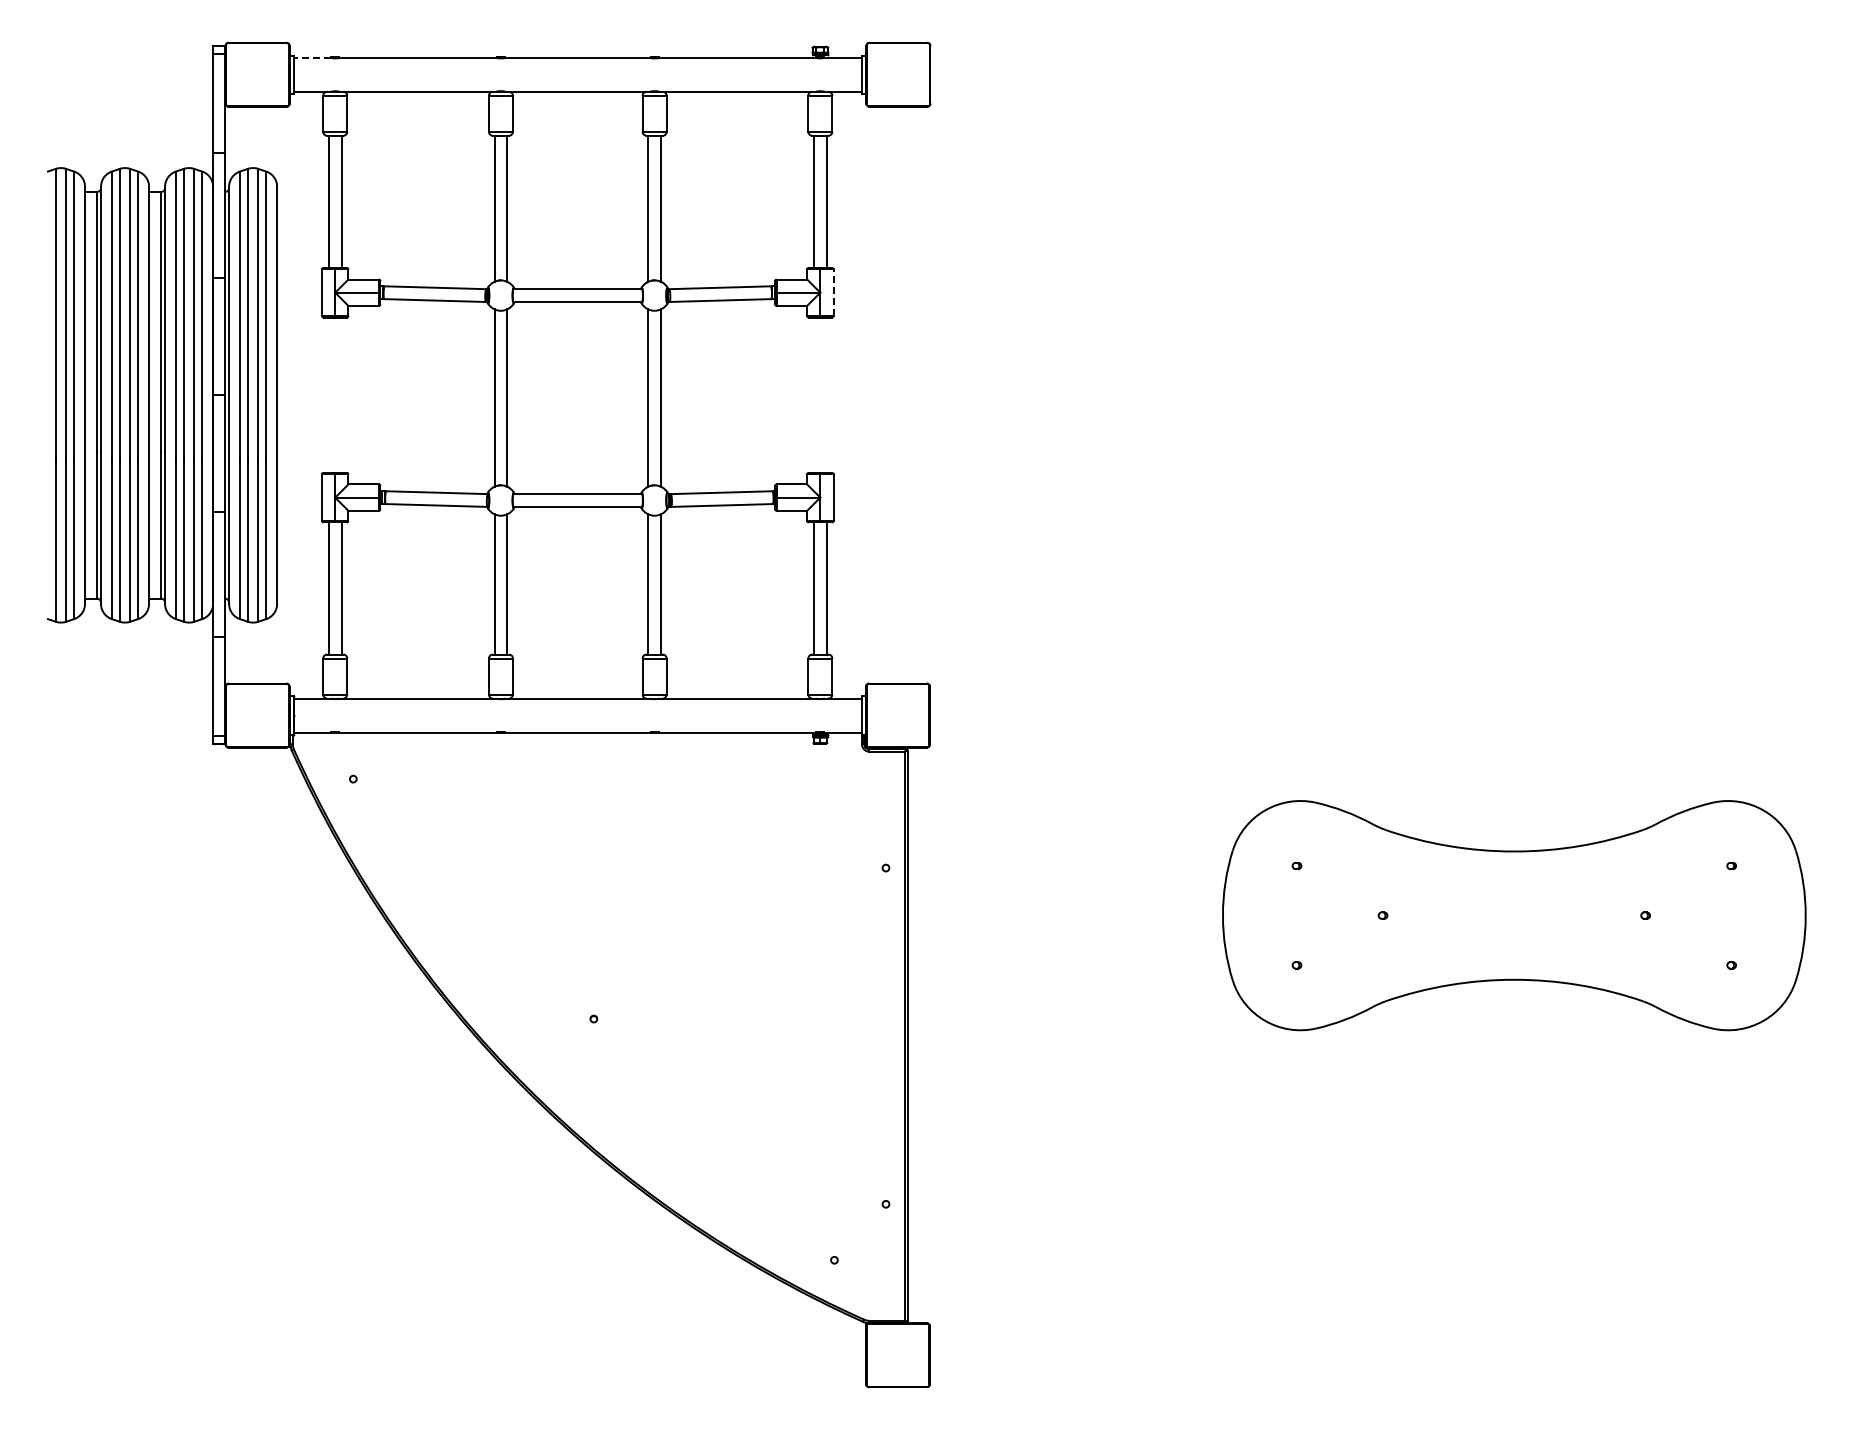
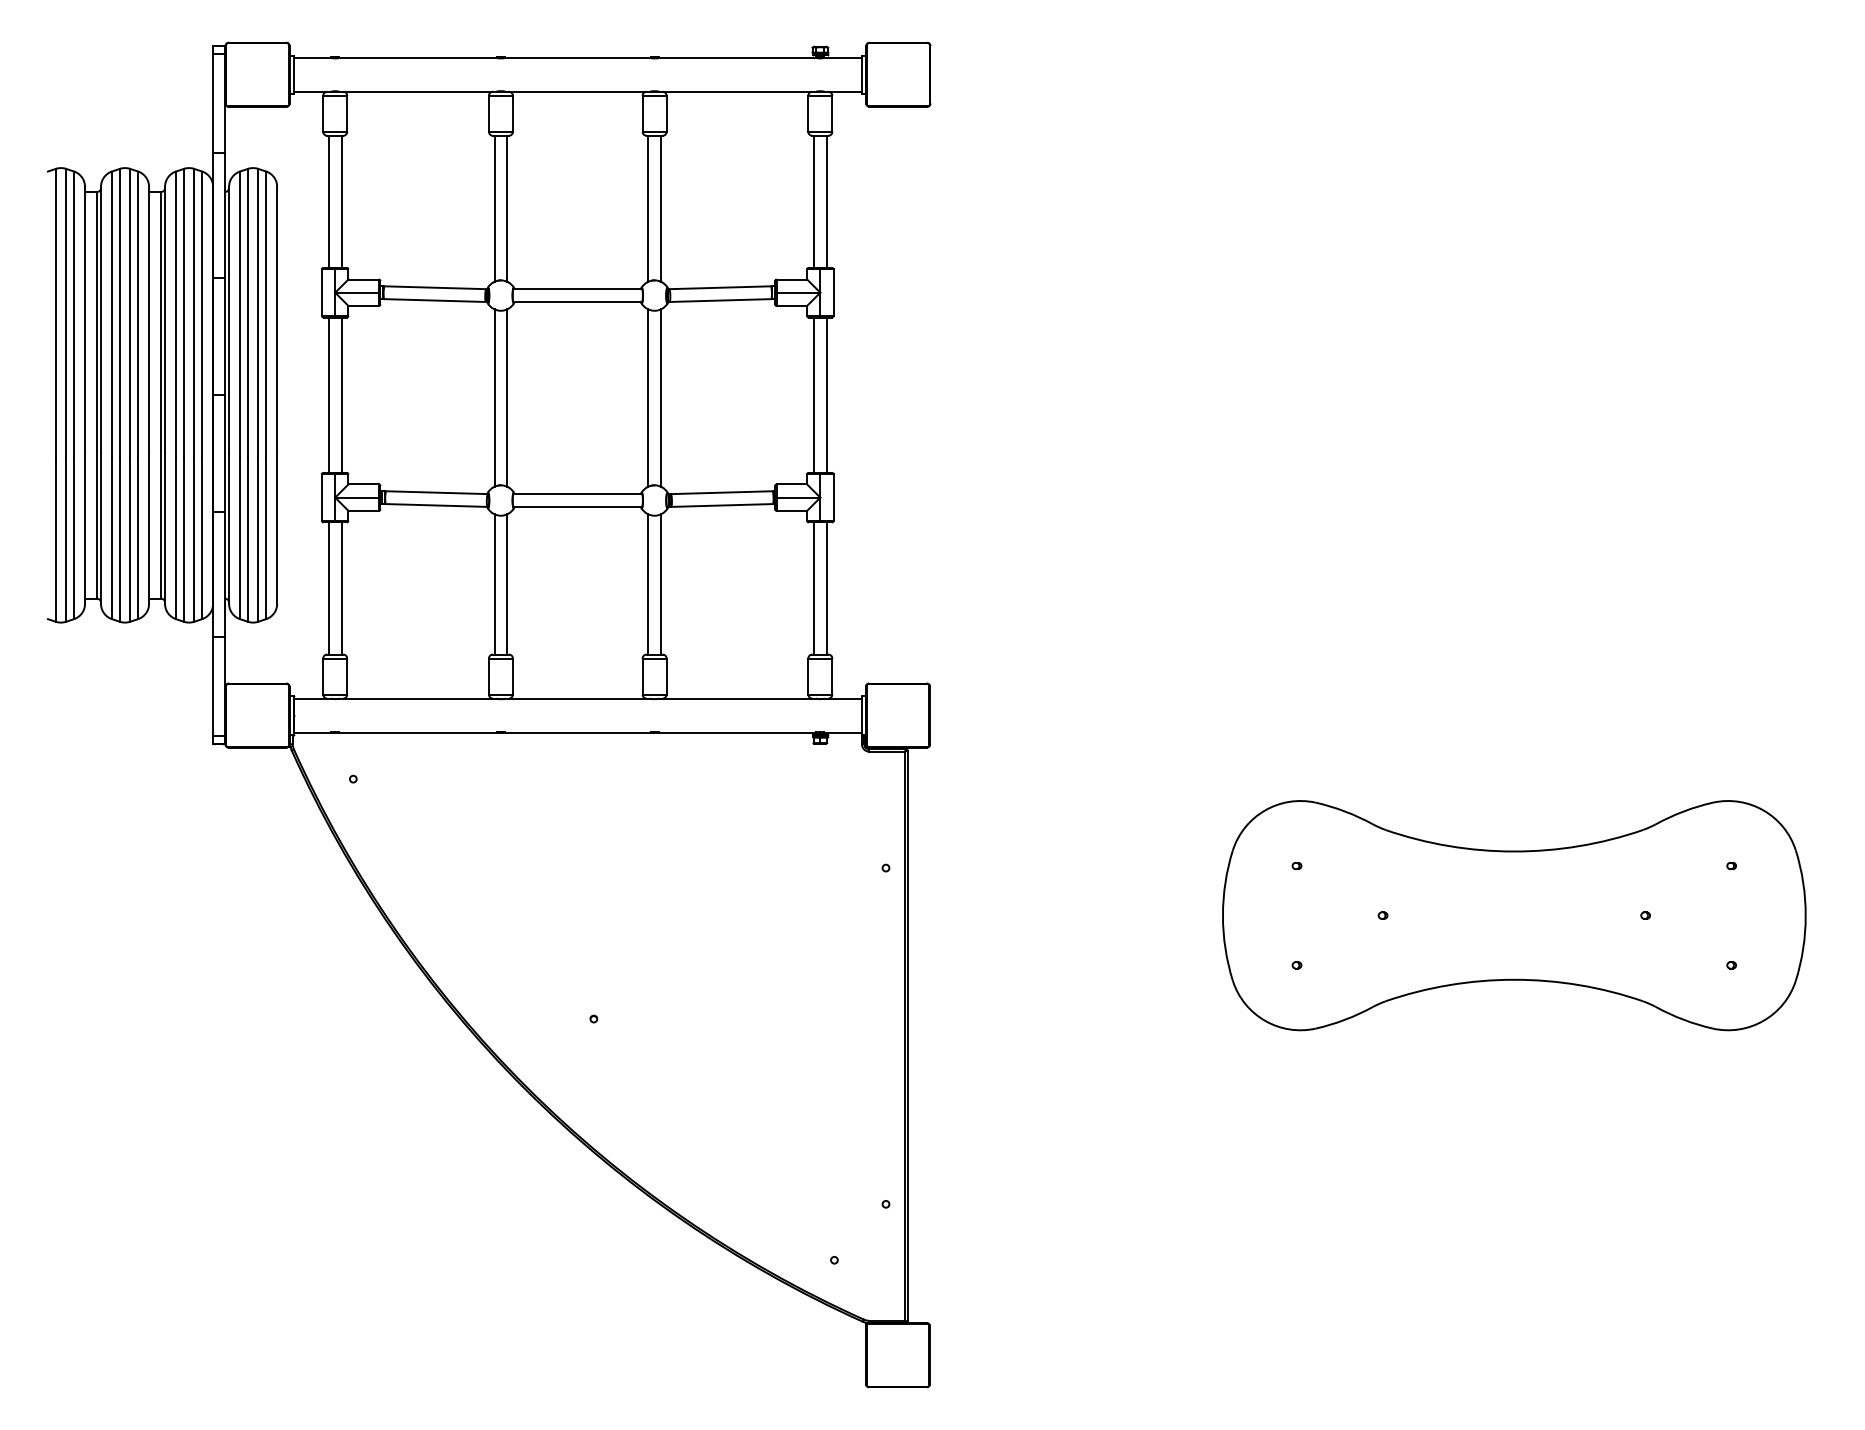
line: dashed -> solid (312, 57)
line: dashed -> solid (833, 292)
line: none -> present (328, 394)
line: none -> present (341, 394)
line: none -> present (813, 394)
line: none -> present (826, 394)
